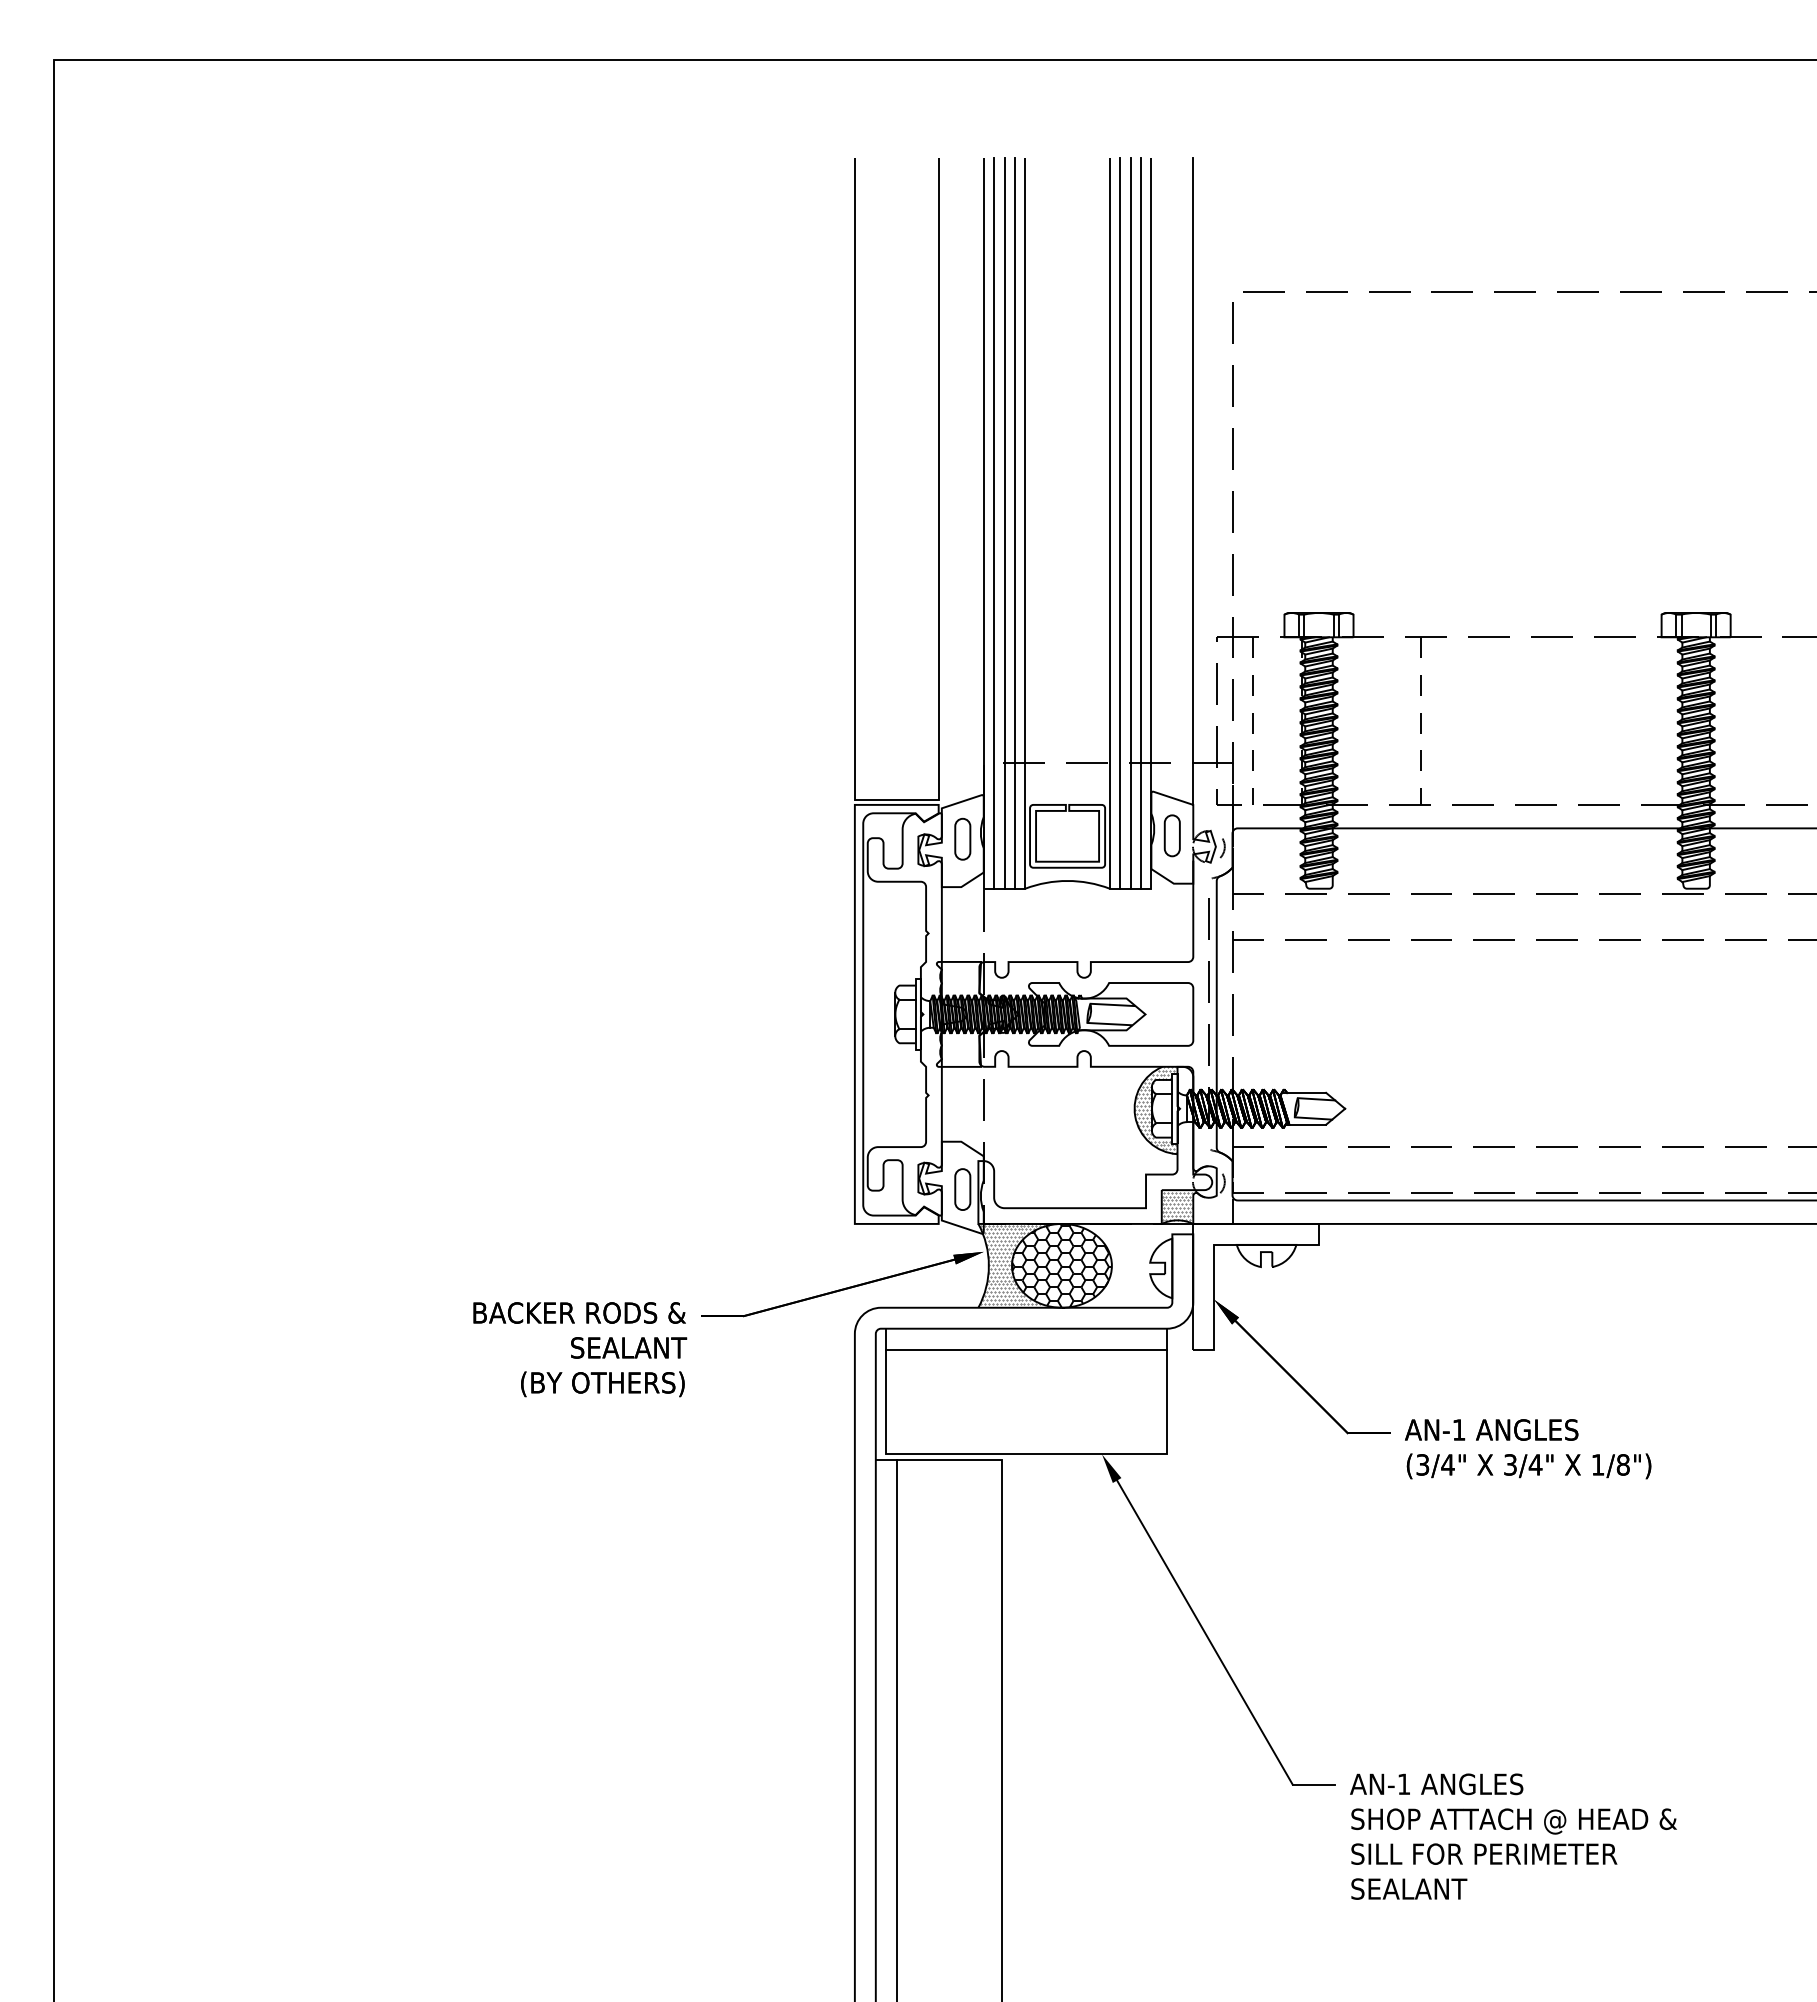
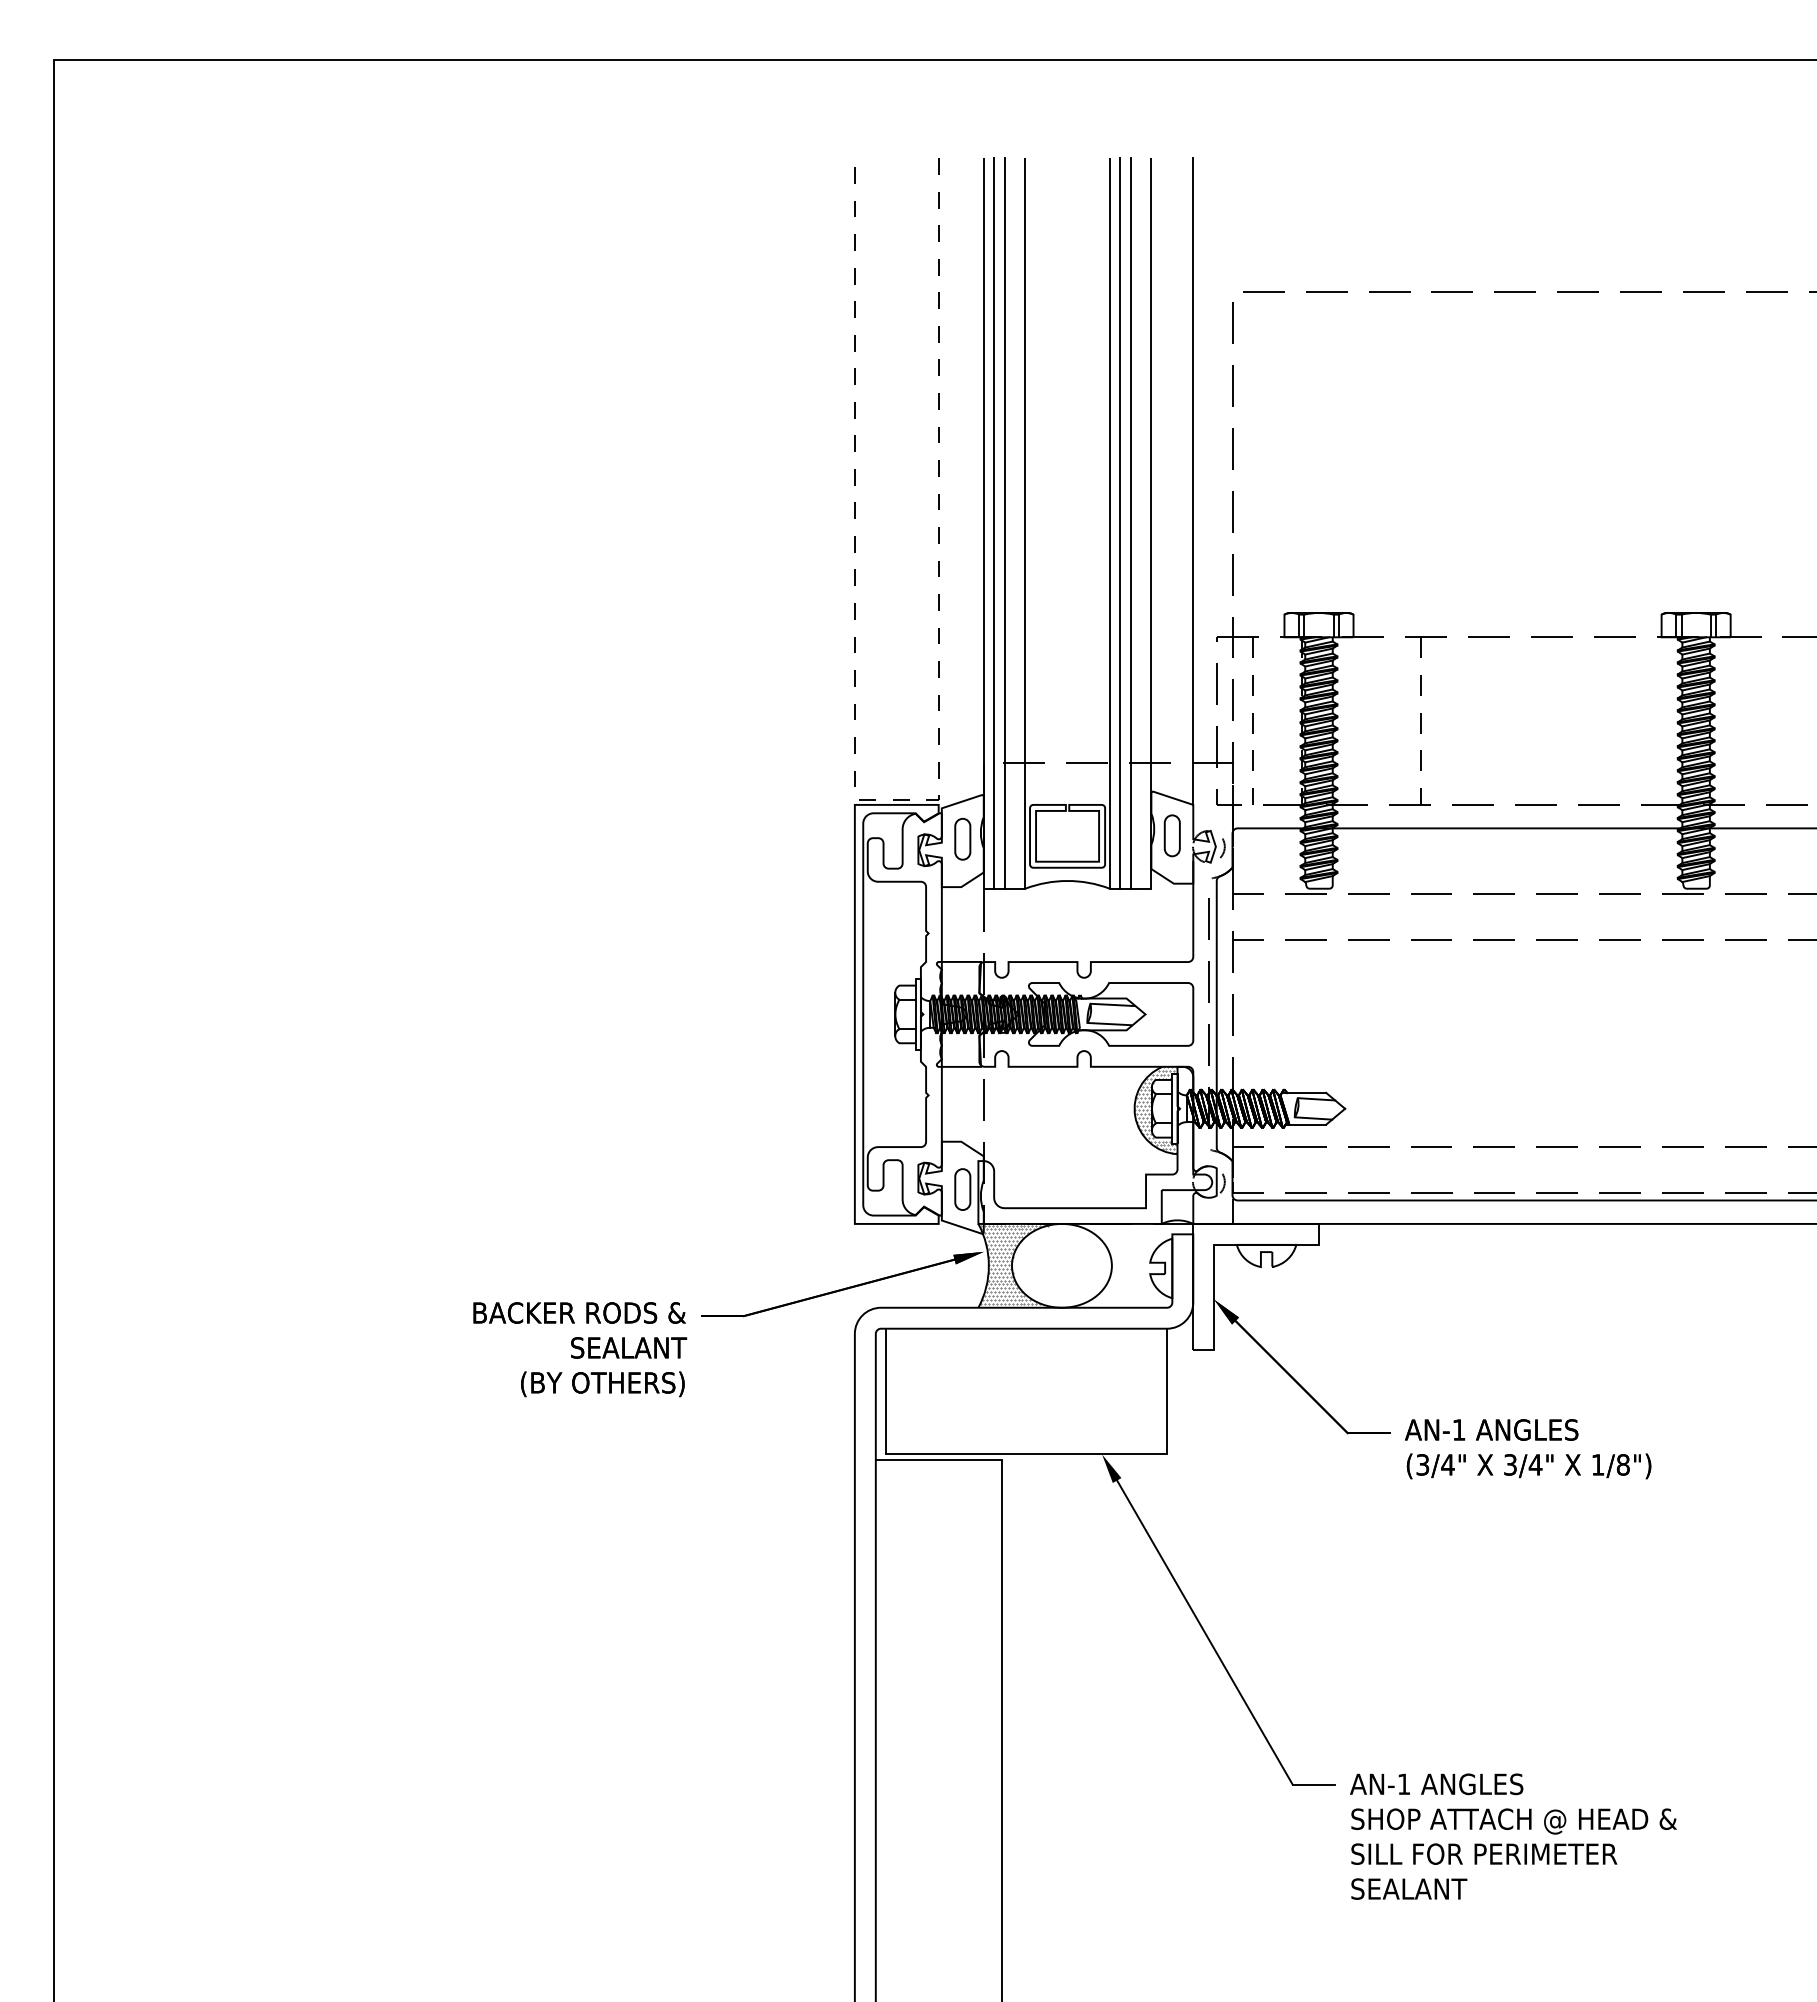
line: present -> none (1014, 523)
line: present -> none (1140, 523)
line: solid -> dashed (896, 799)
hatch: present -> none (1176, 1206)
hatch: present -> none (1061, 1265)
line: present -> none (1026, 1349)
line: present -> none (896, 1728)
